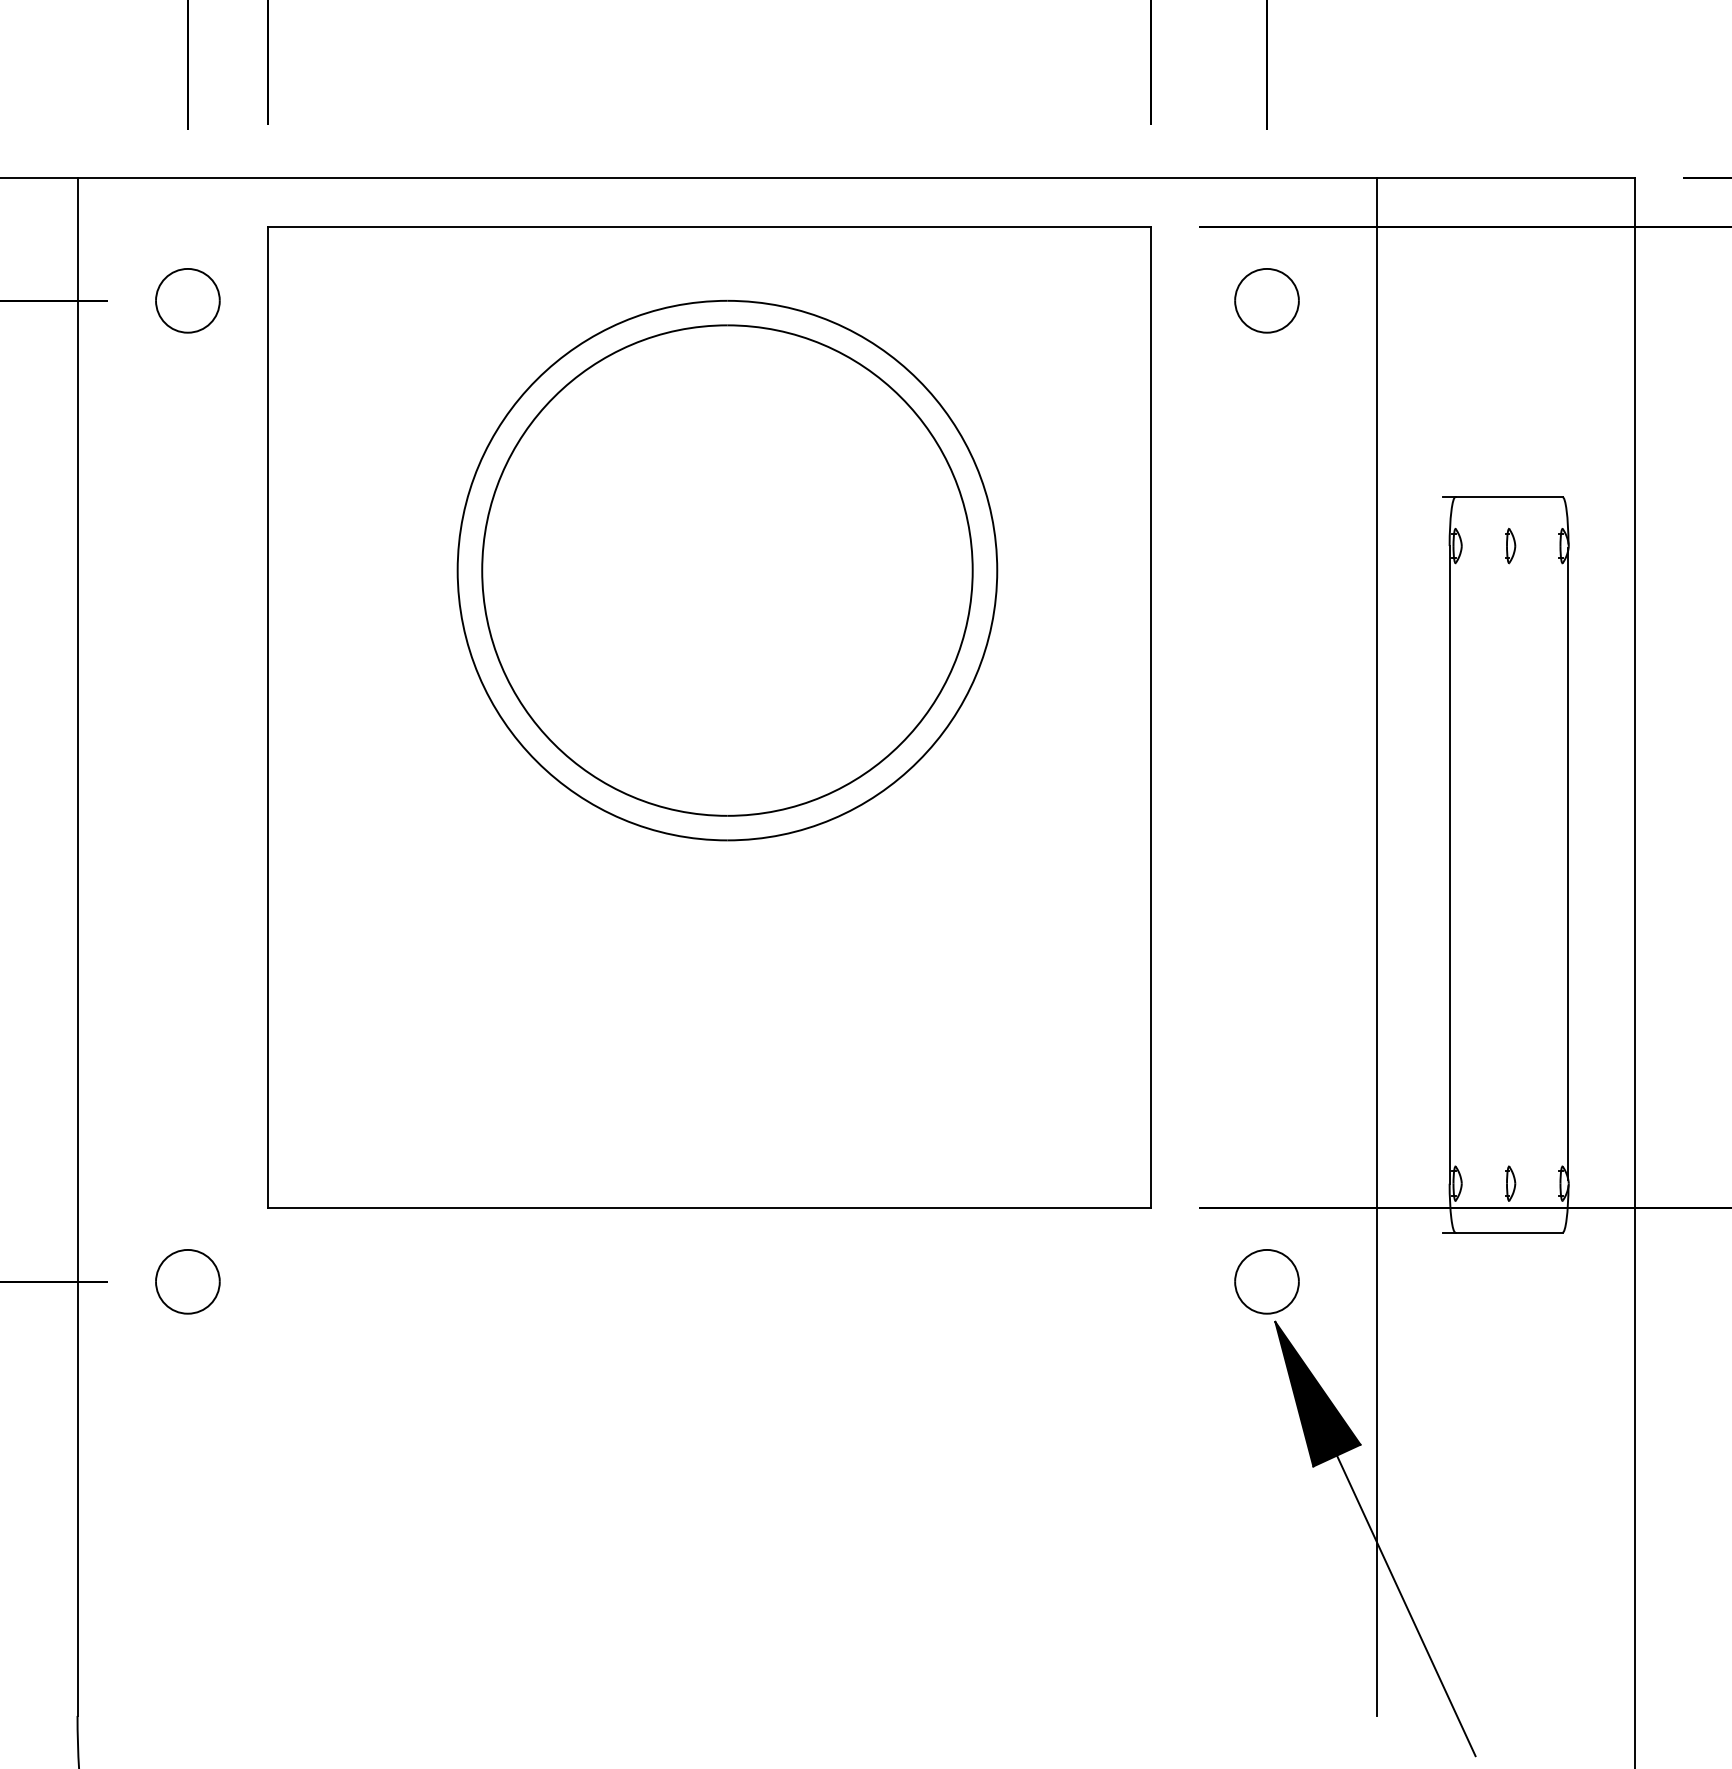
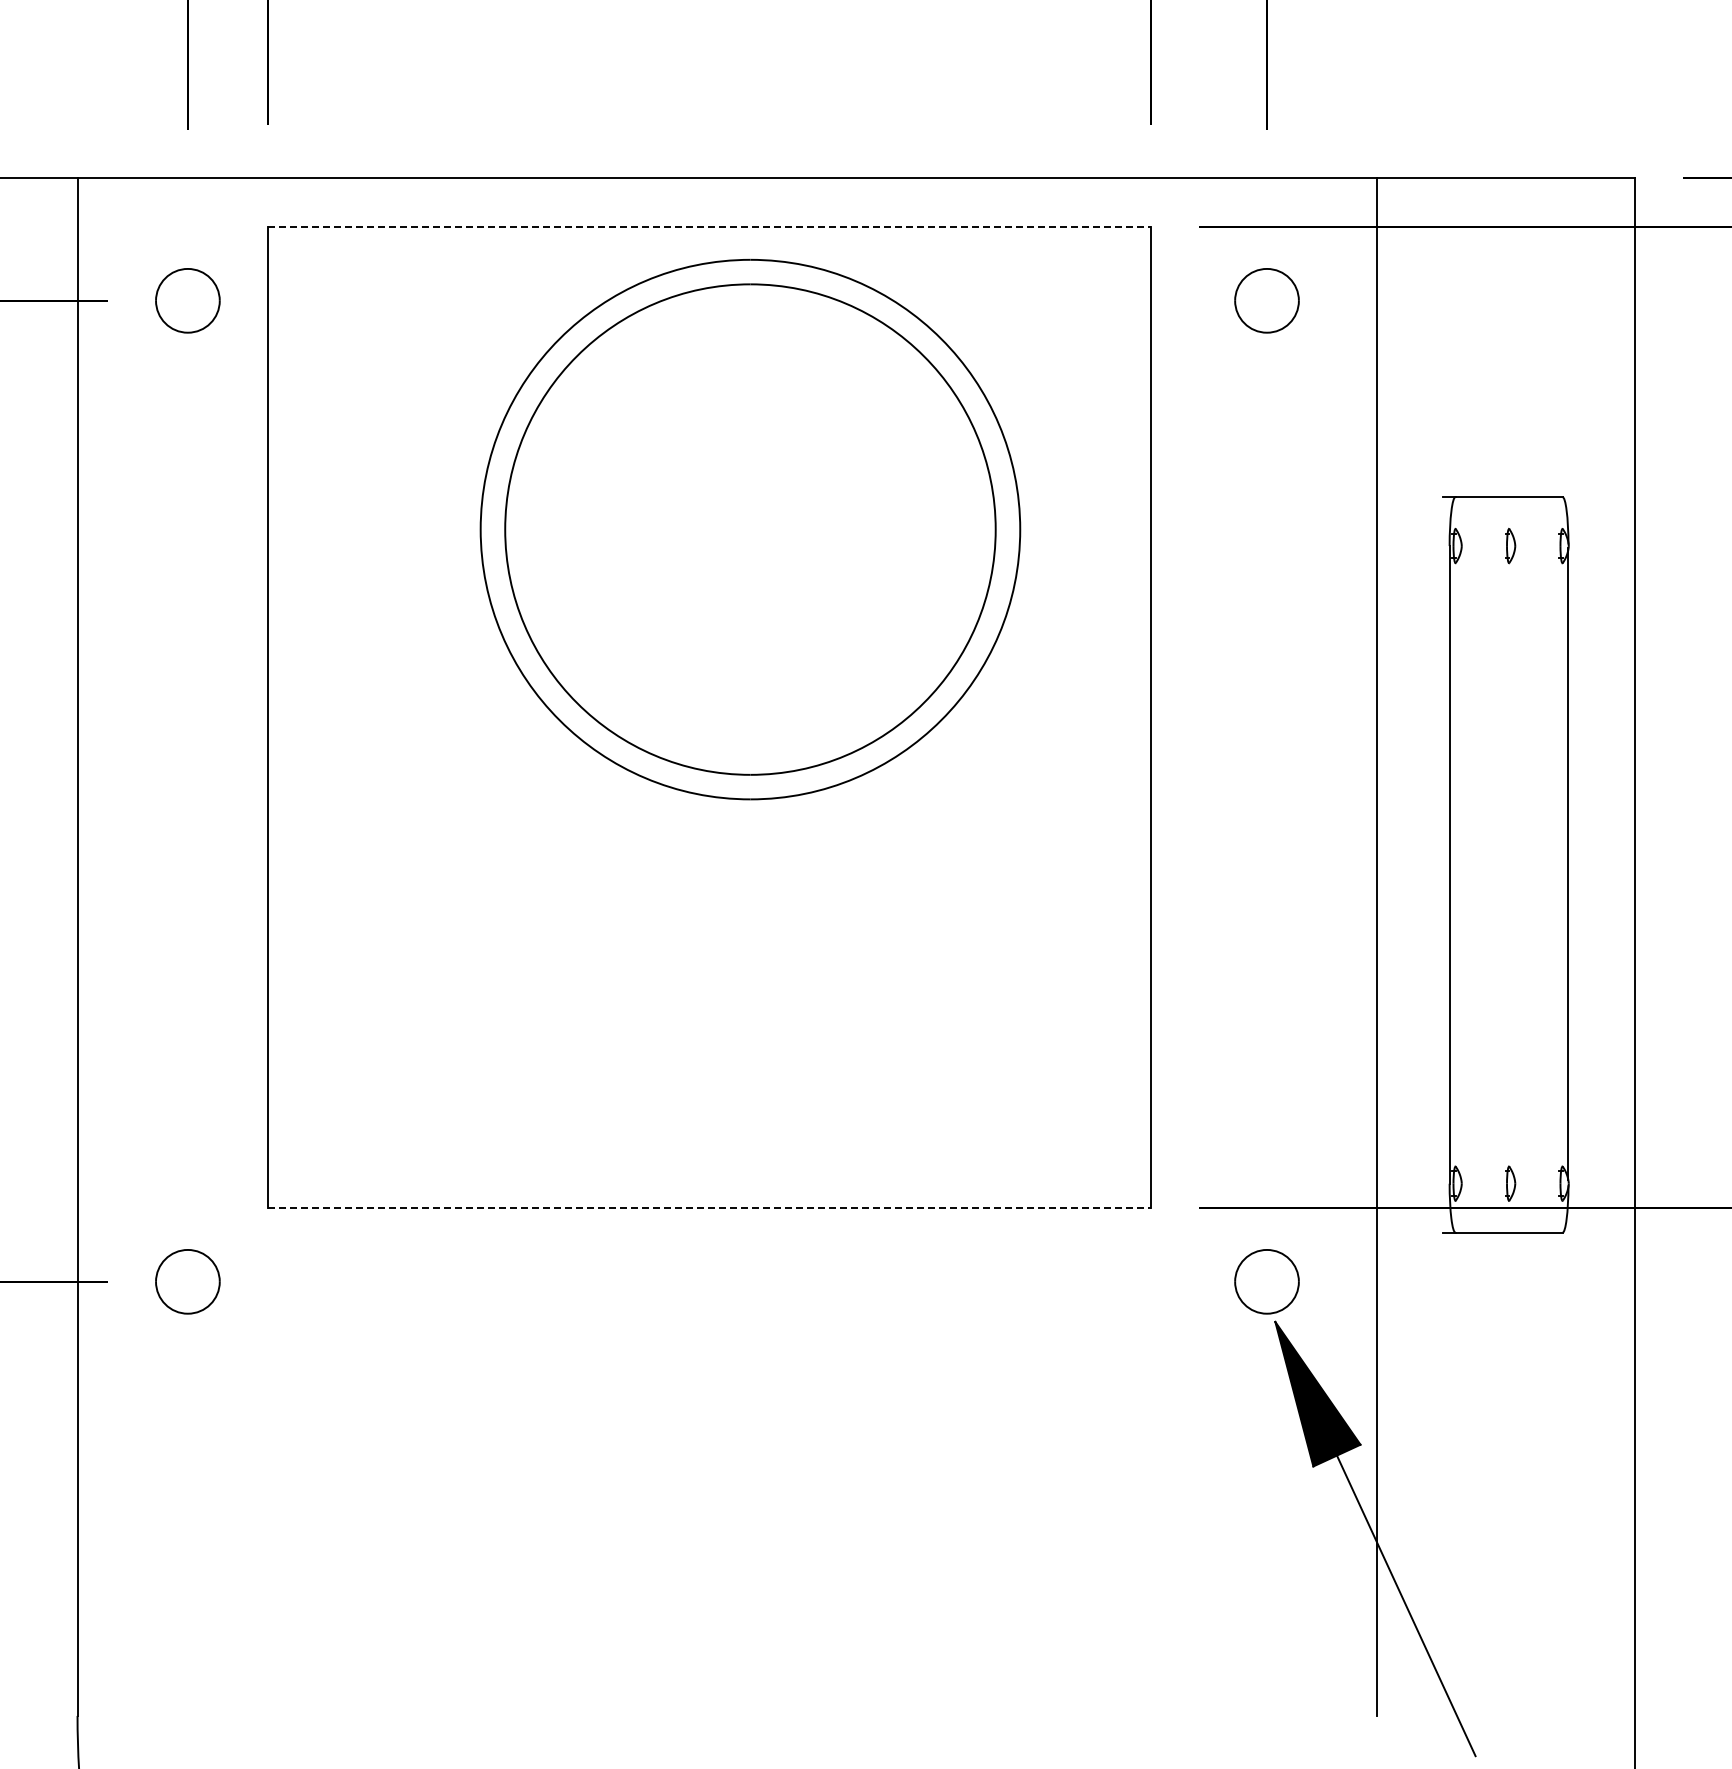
line: solid -> dashed (710, 227)
part position: (727, 570) -> (750, 529) (750, 529)
line: solid -> dashed (710, 1208)
